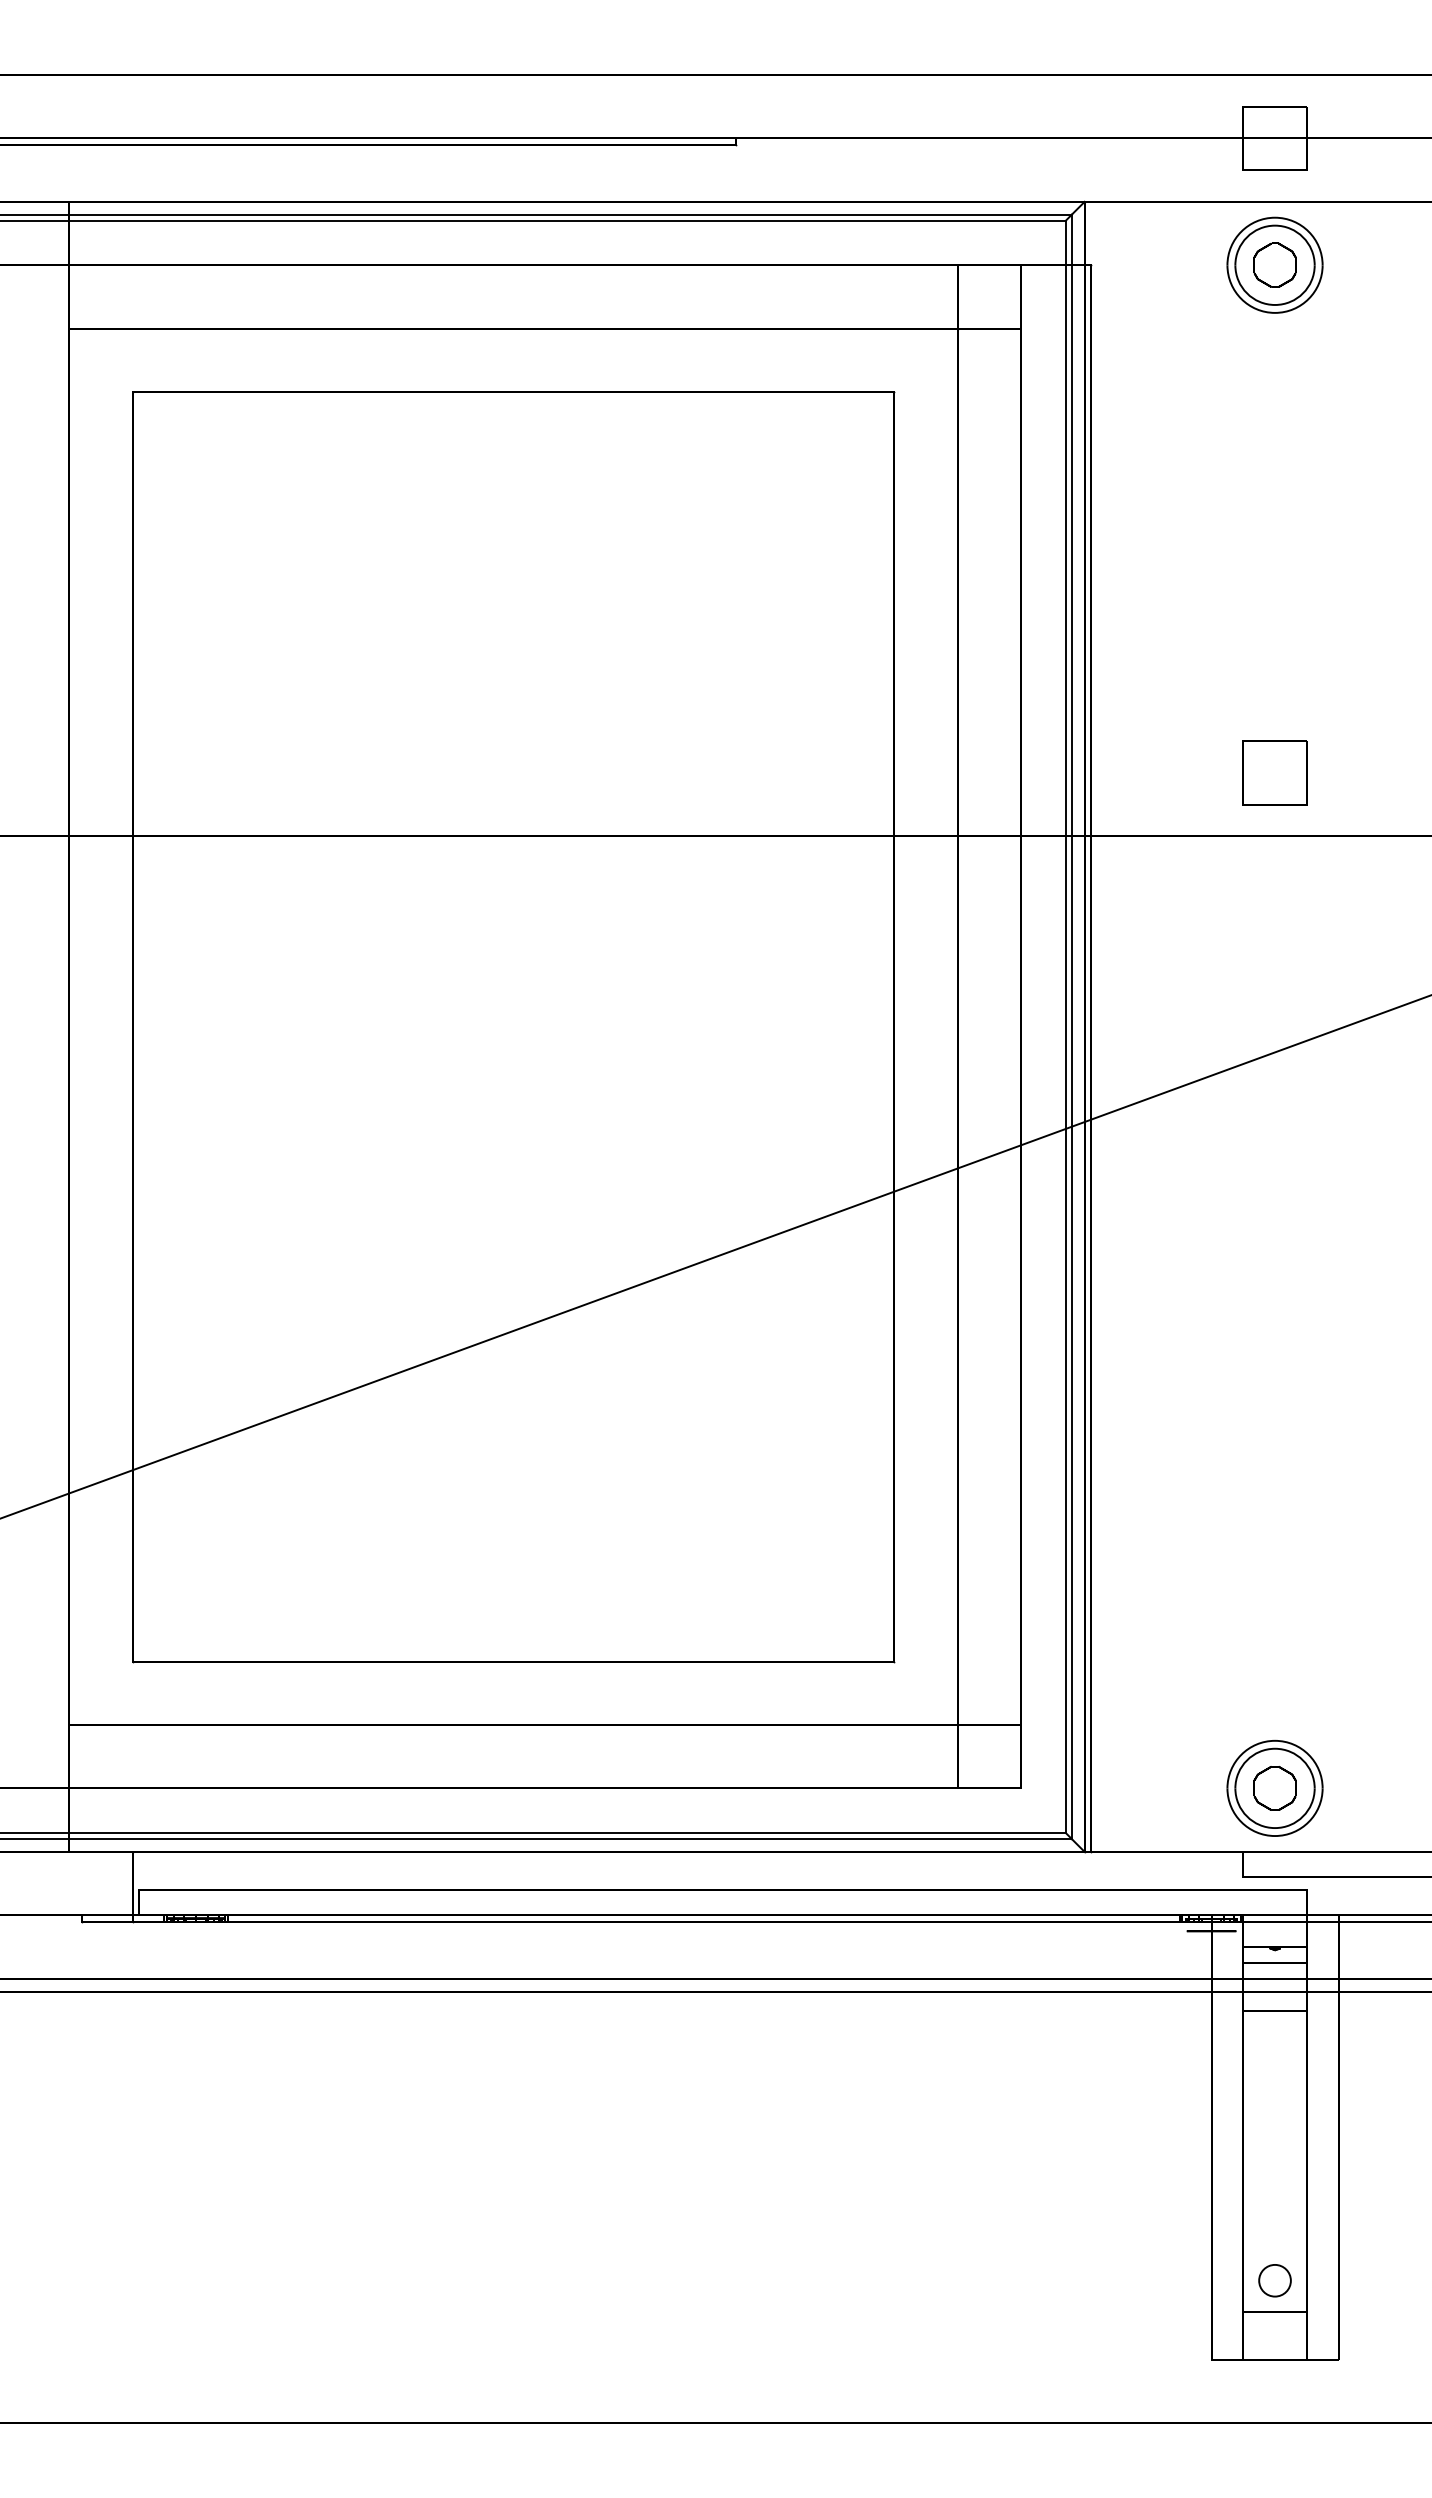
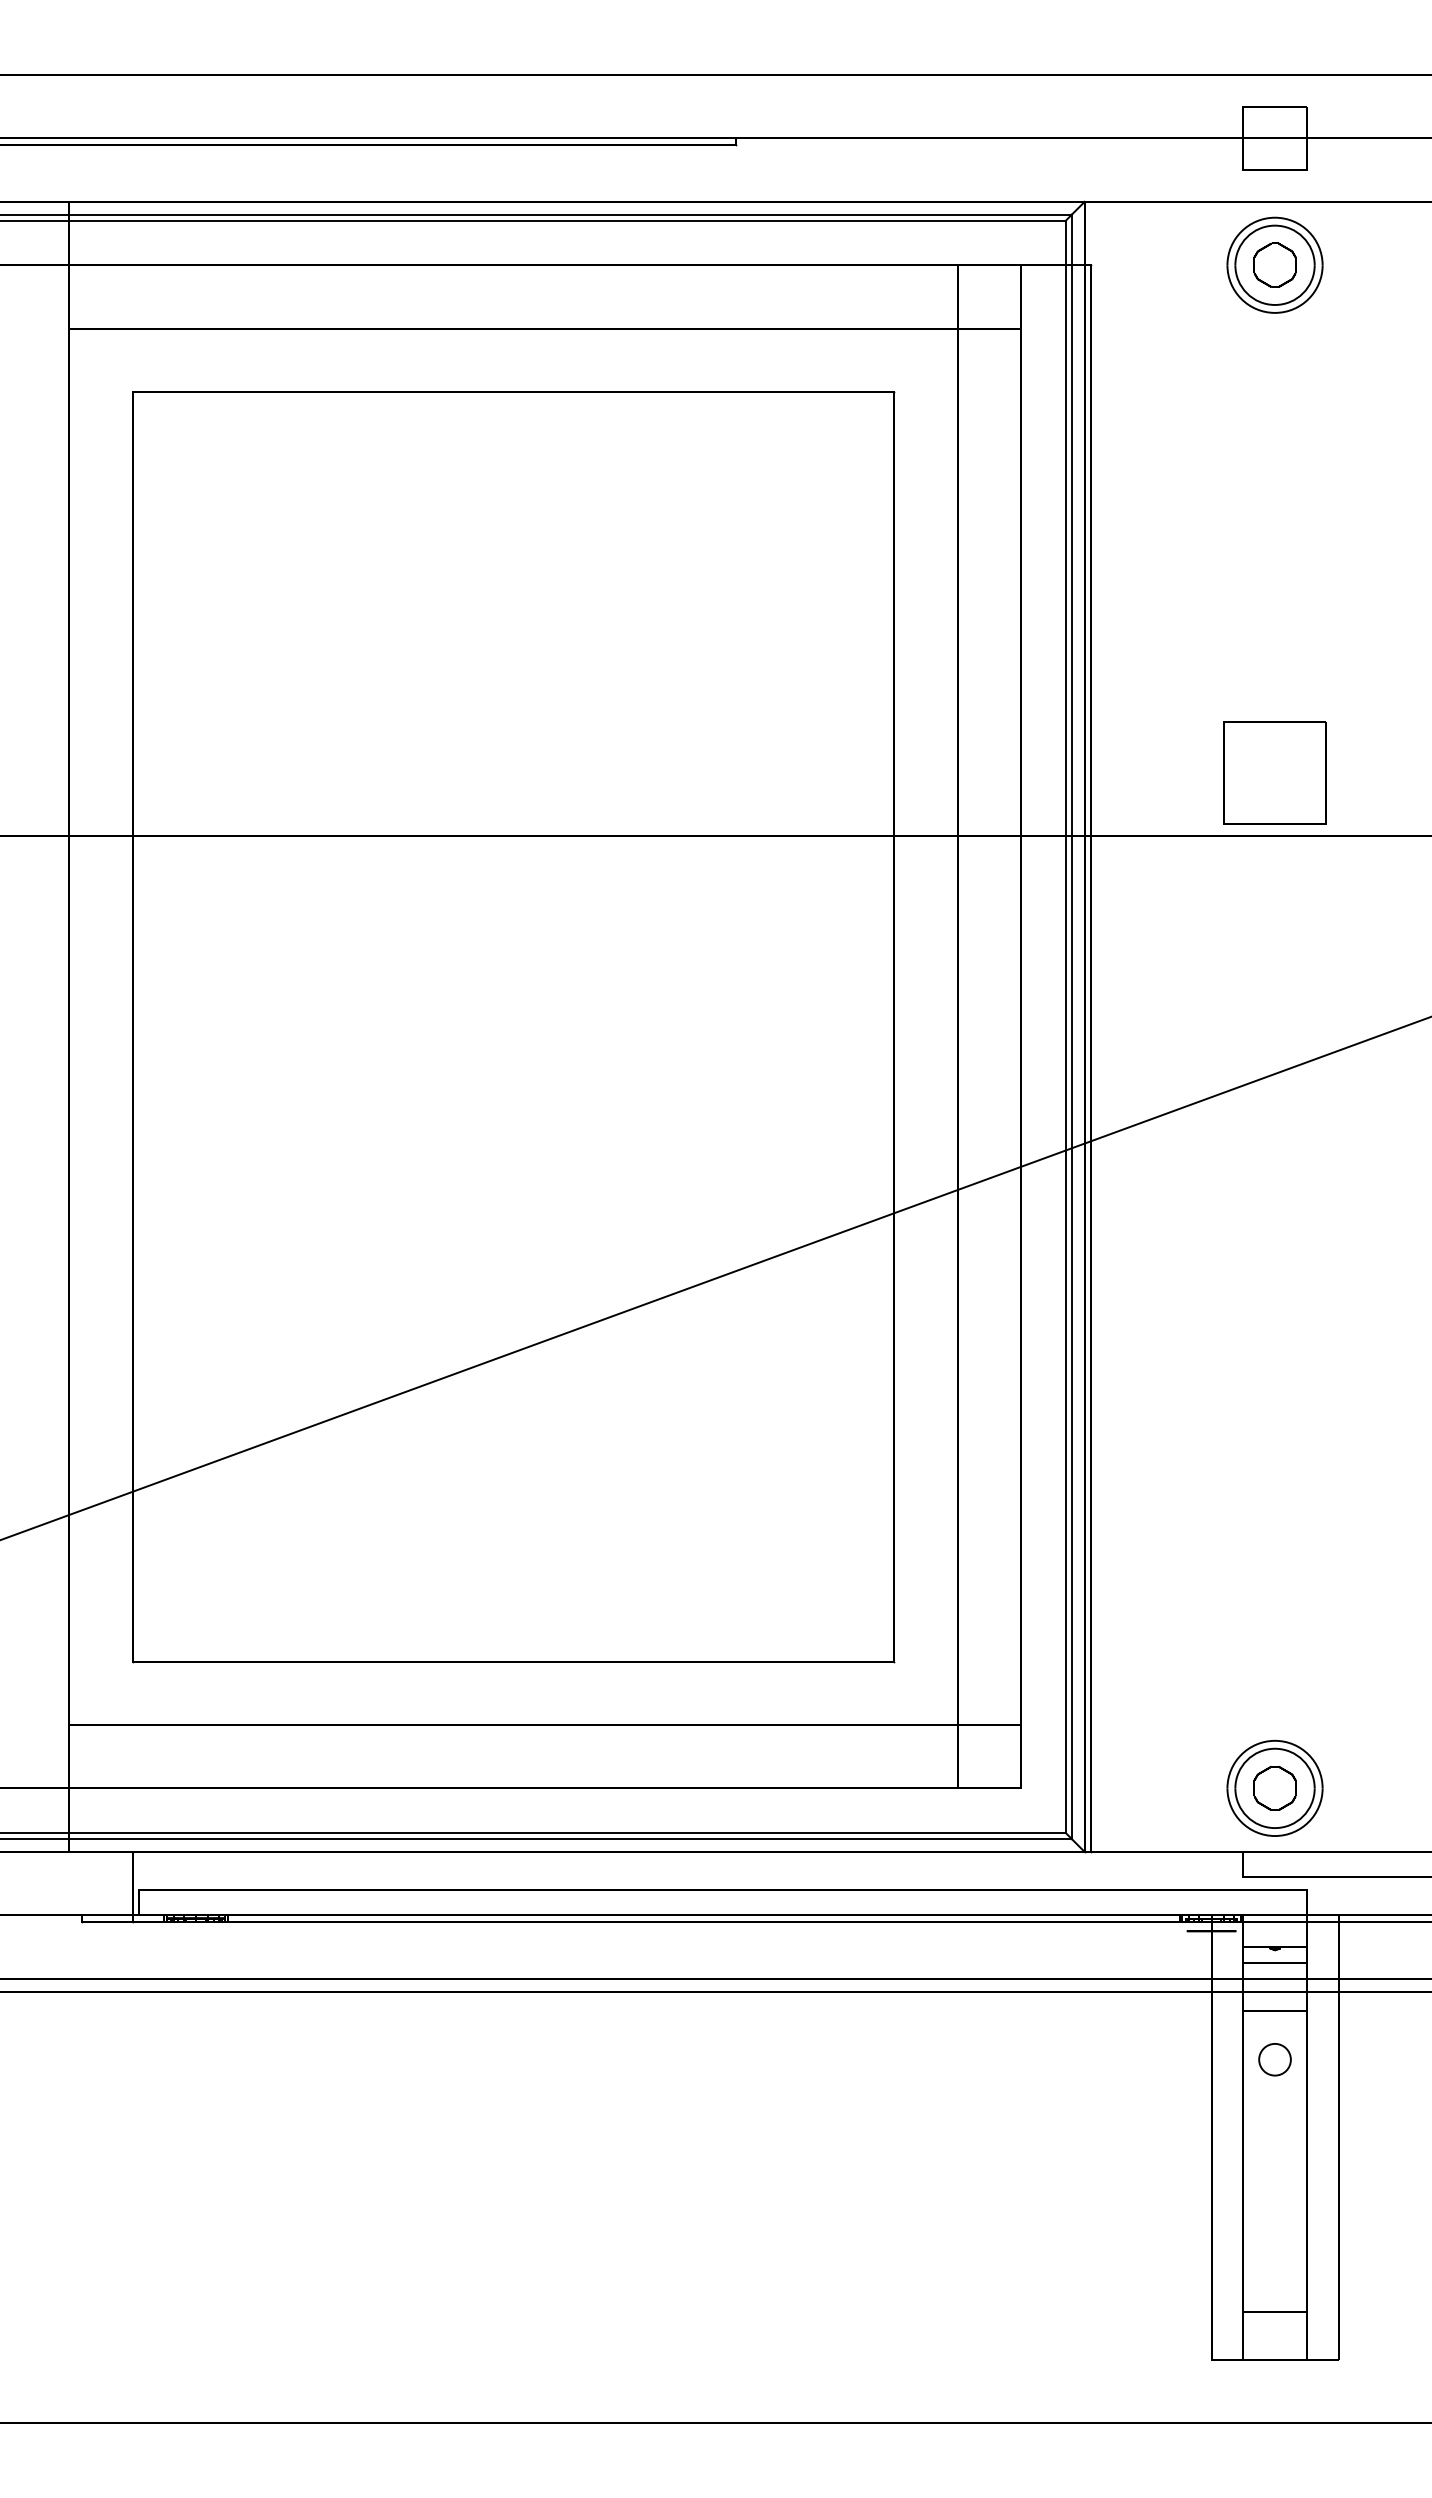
part size: 66x66 px -> 104x104 px (1274, 772)
line position: (715, 1256) -> (715, 1278) (715, 1278)
circle position: (1274, 2280) -> (1274, 2059) (1274, 2059)
